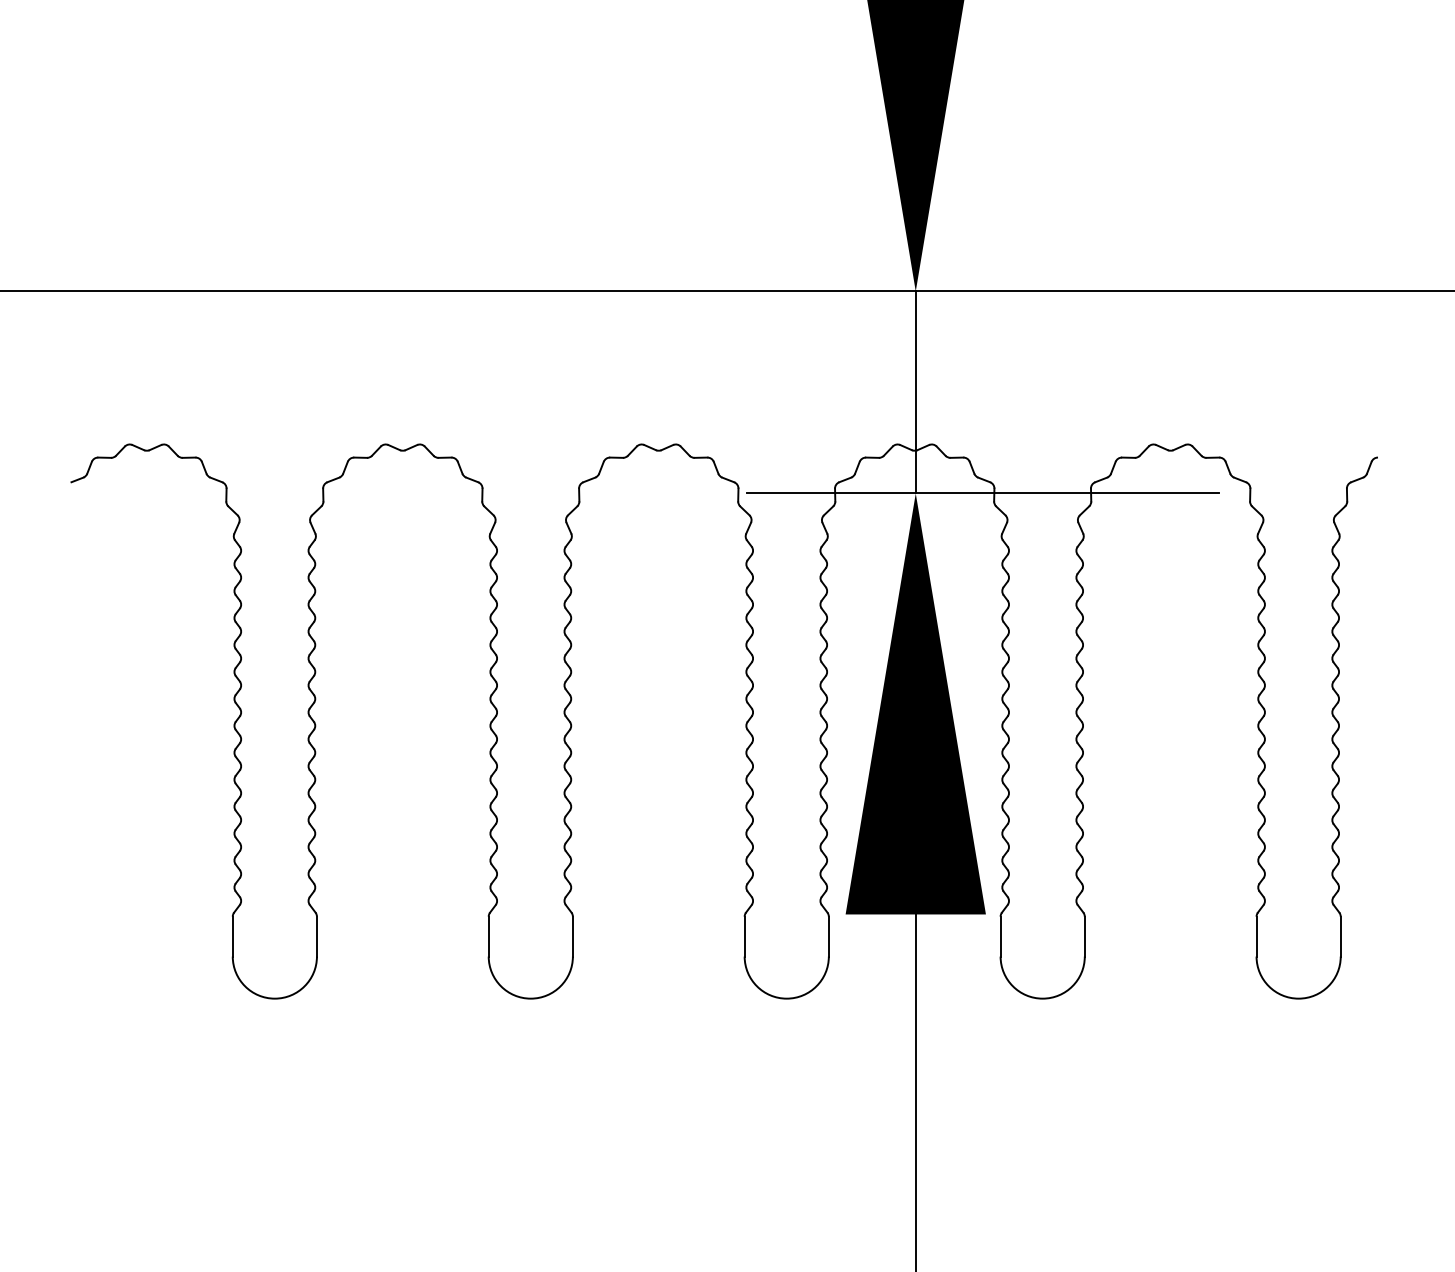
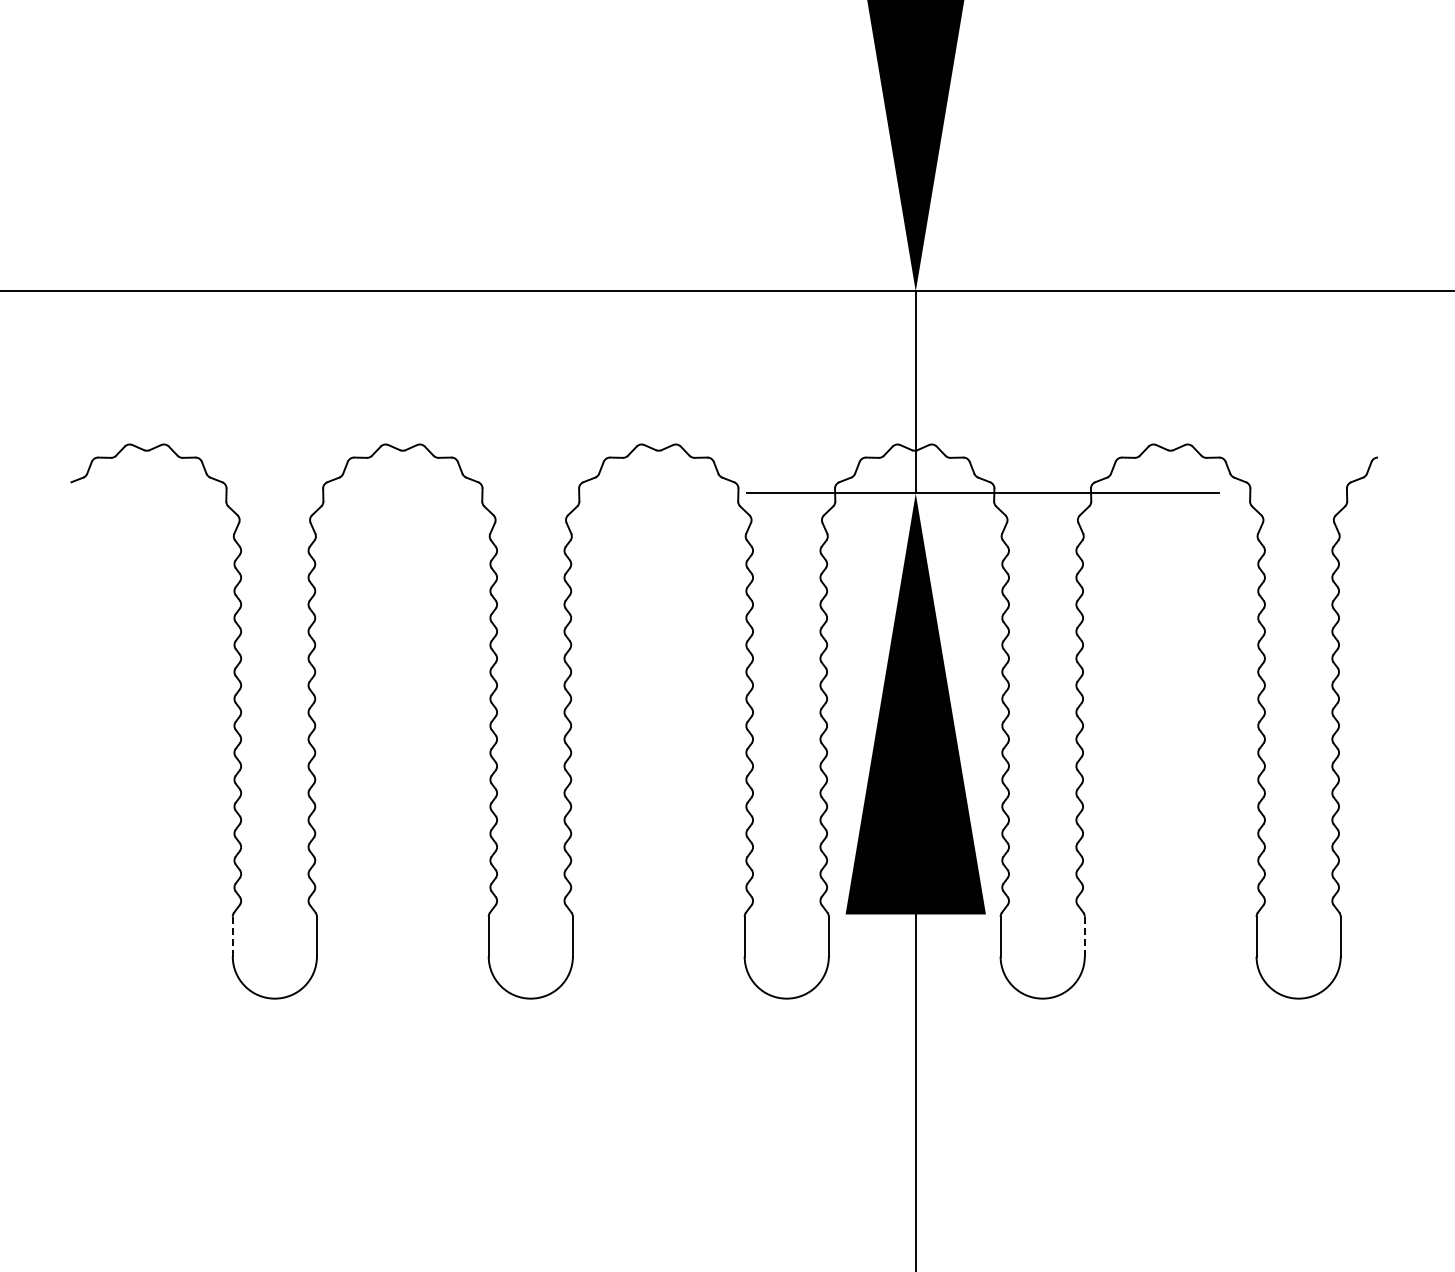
line: solid -> dashed (232, 936)
line: solid -> dashed (1084, 936)
